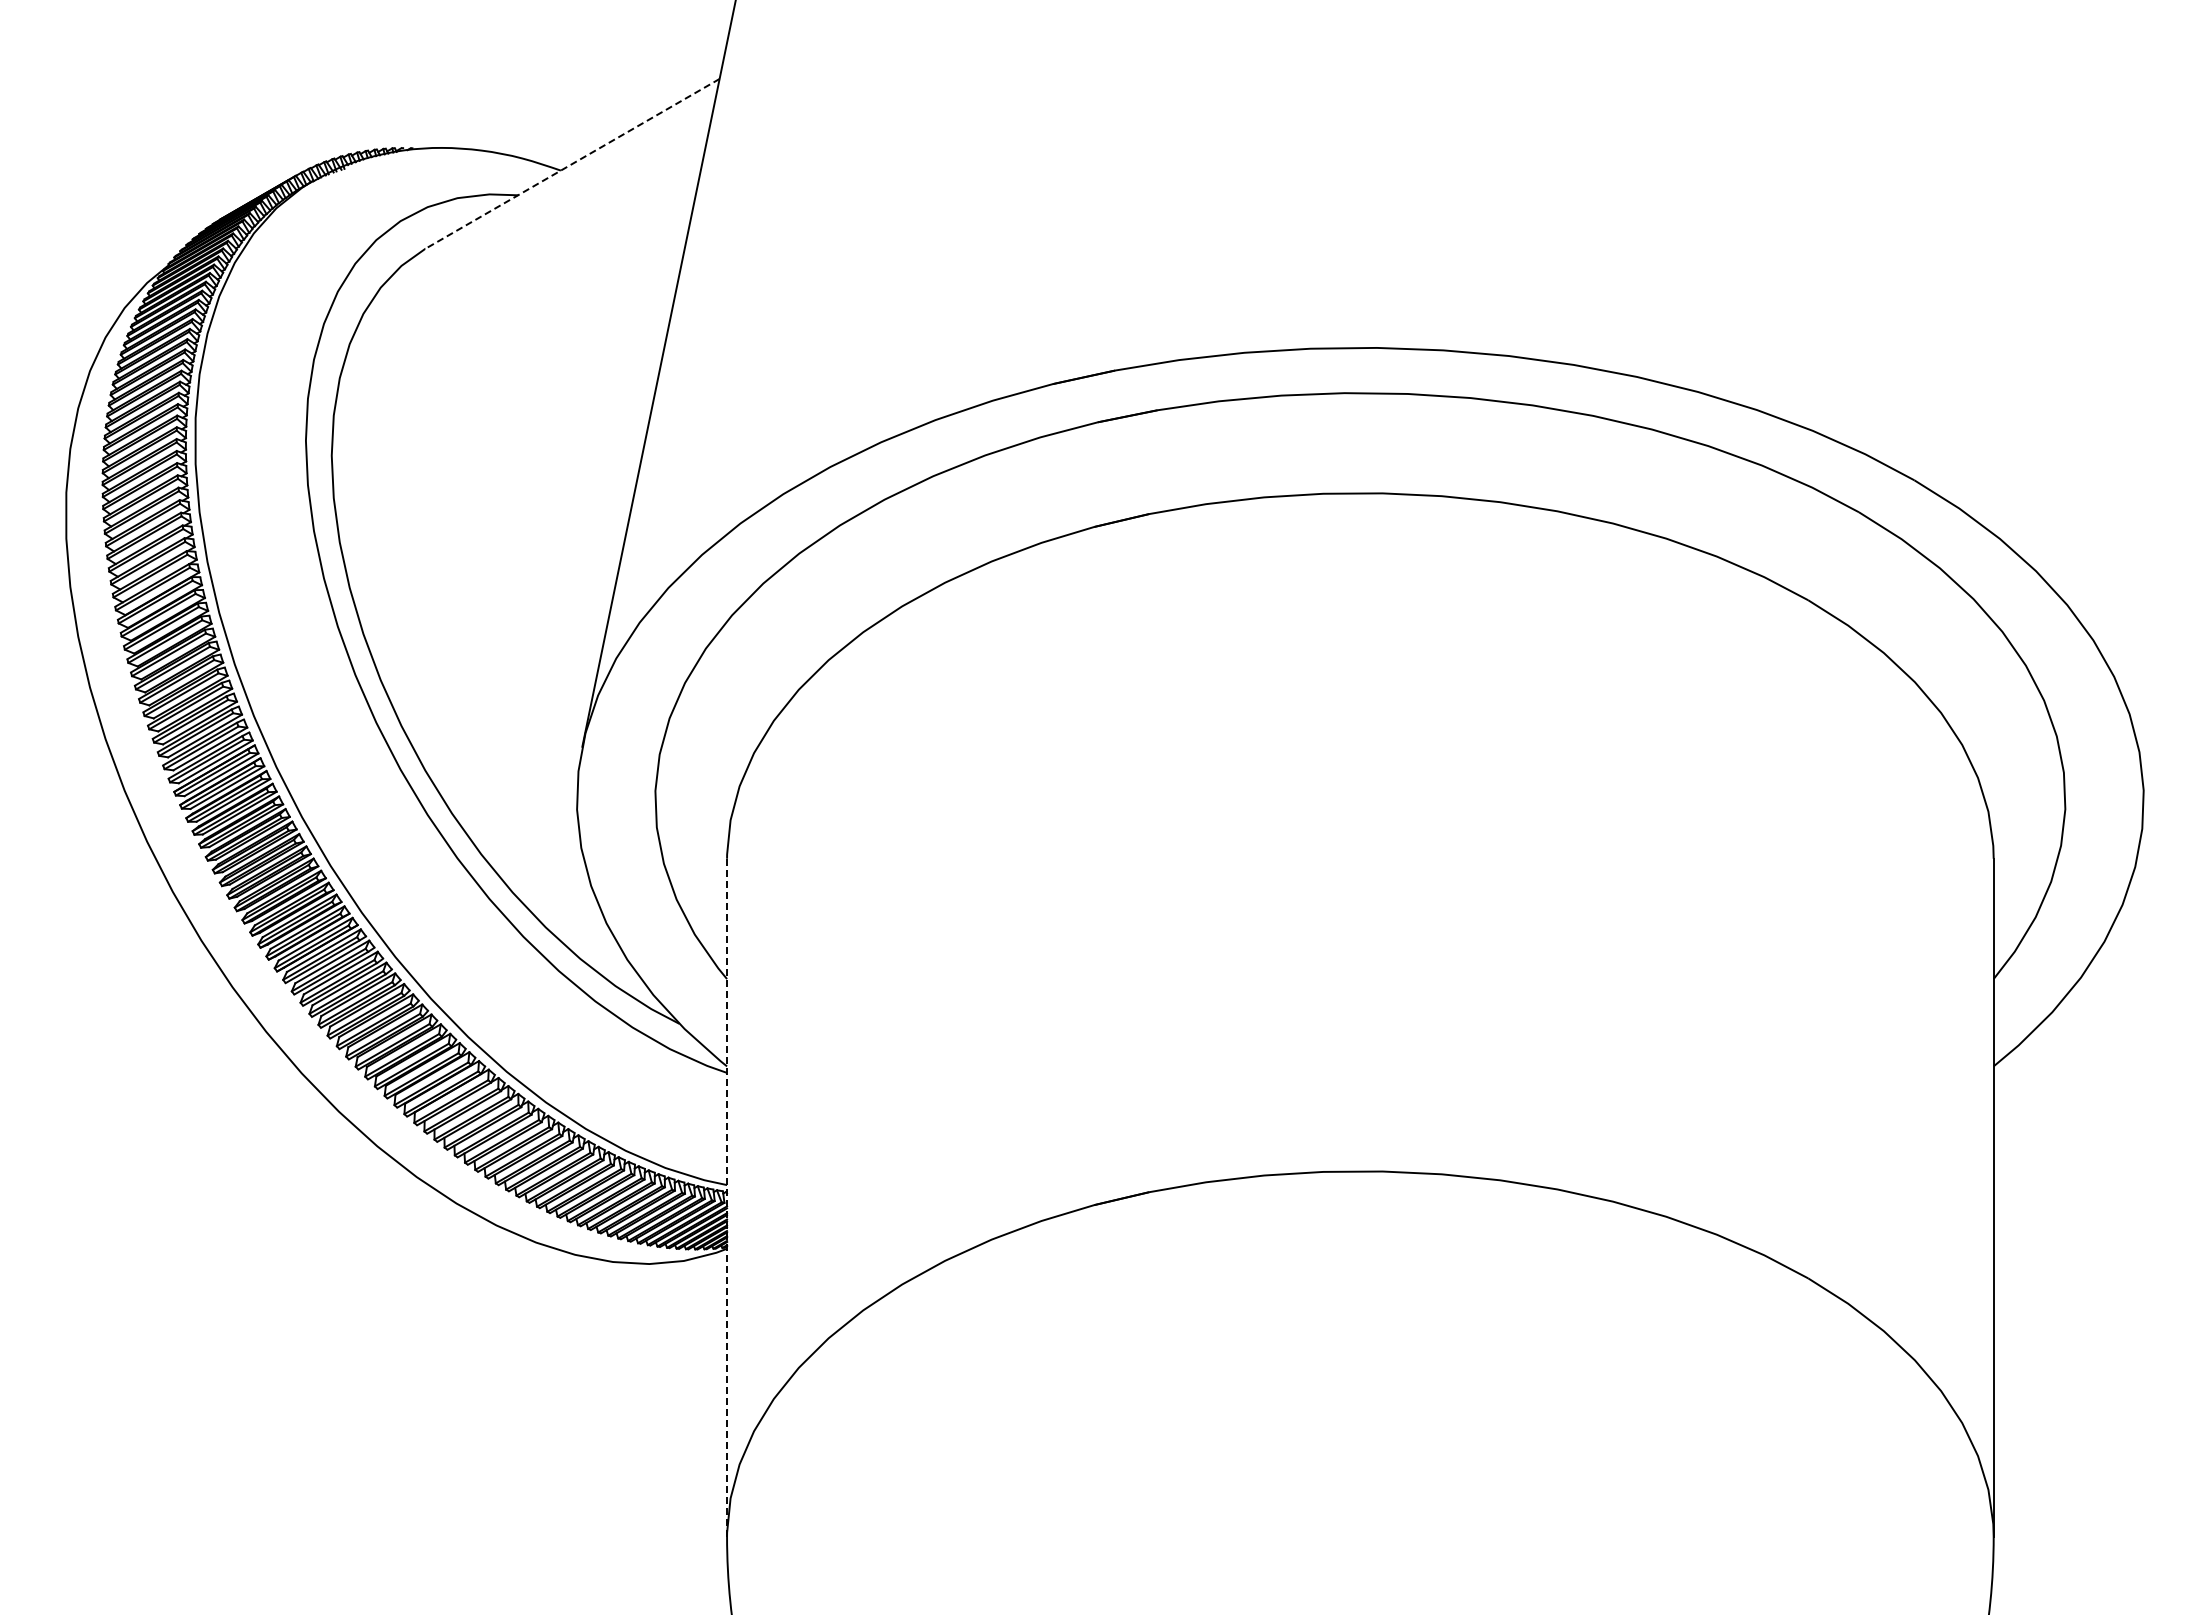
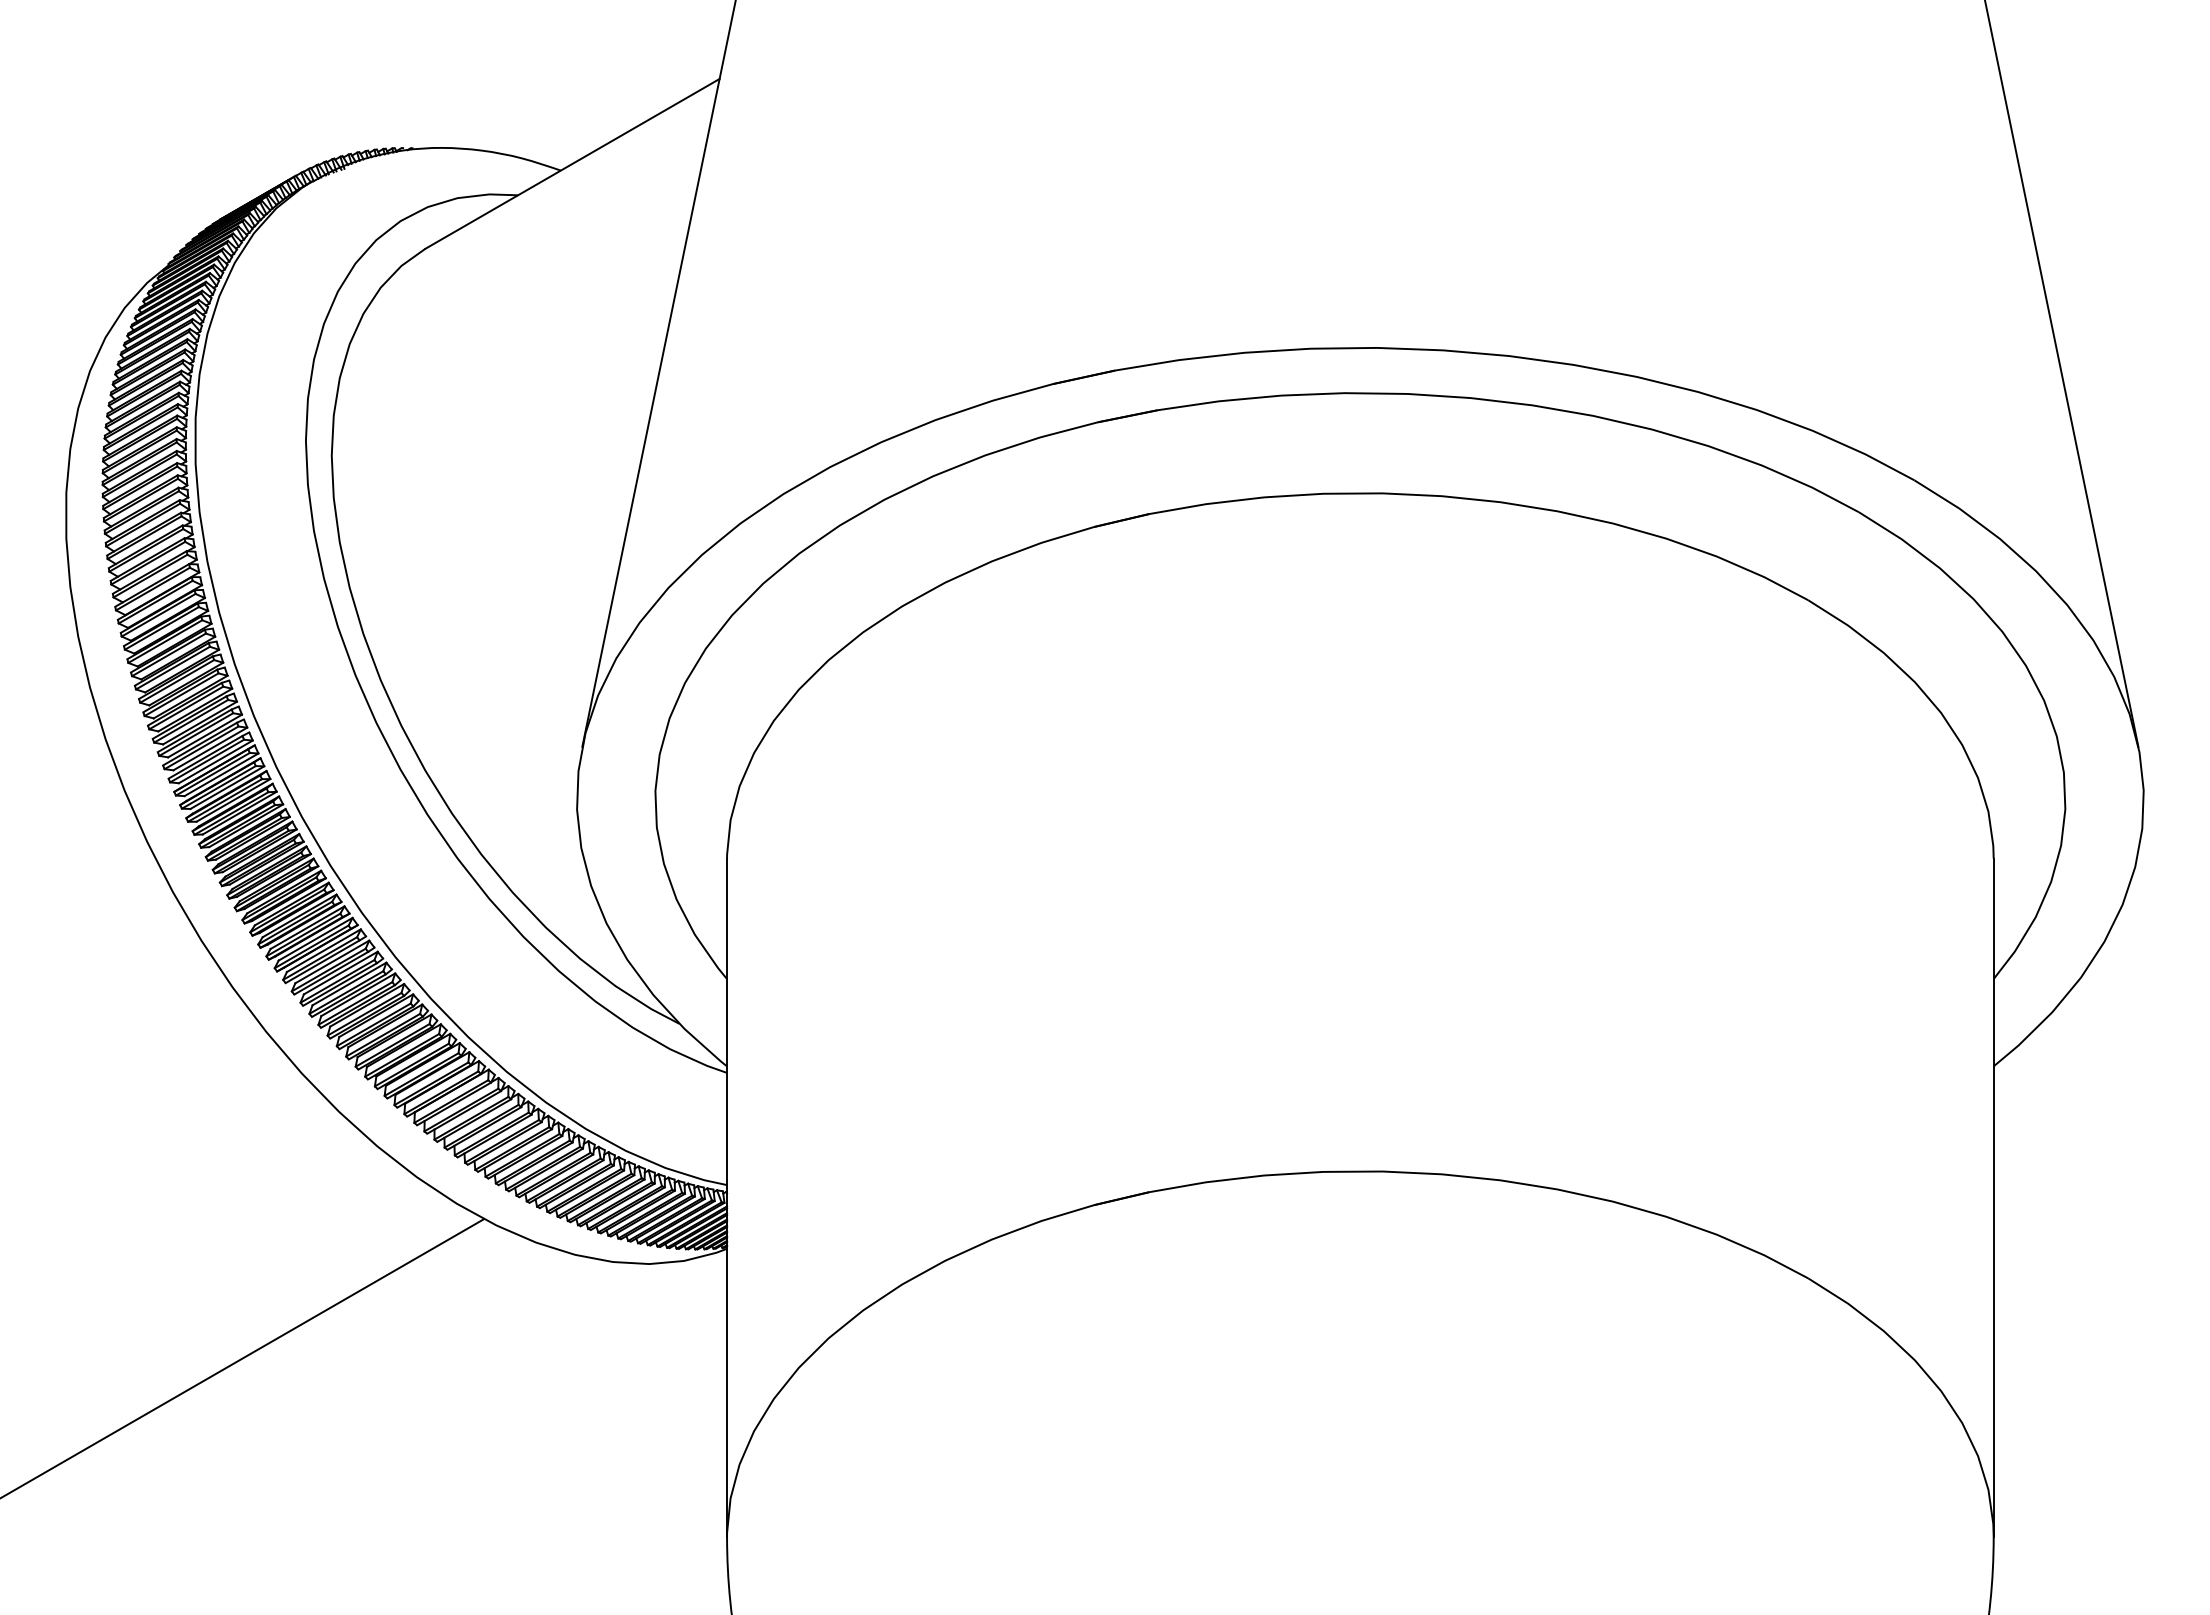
line: dashed -> solid (572, 163)
line: none -> present (2061, 374)
line: dashed -> solid (727, 1198)
line: none -> present (243, 1358)
